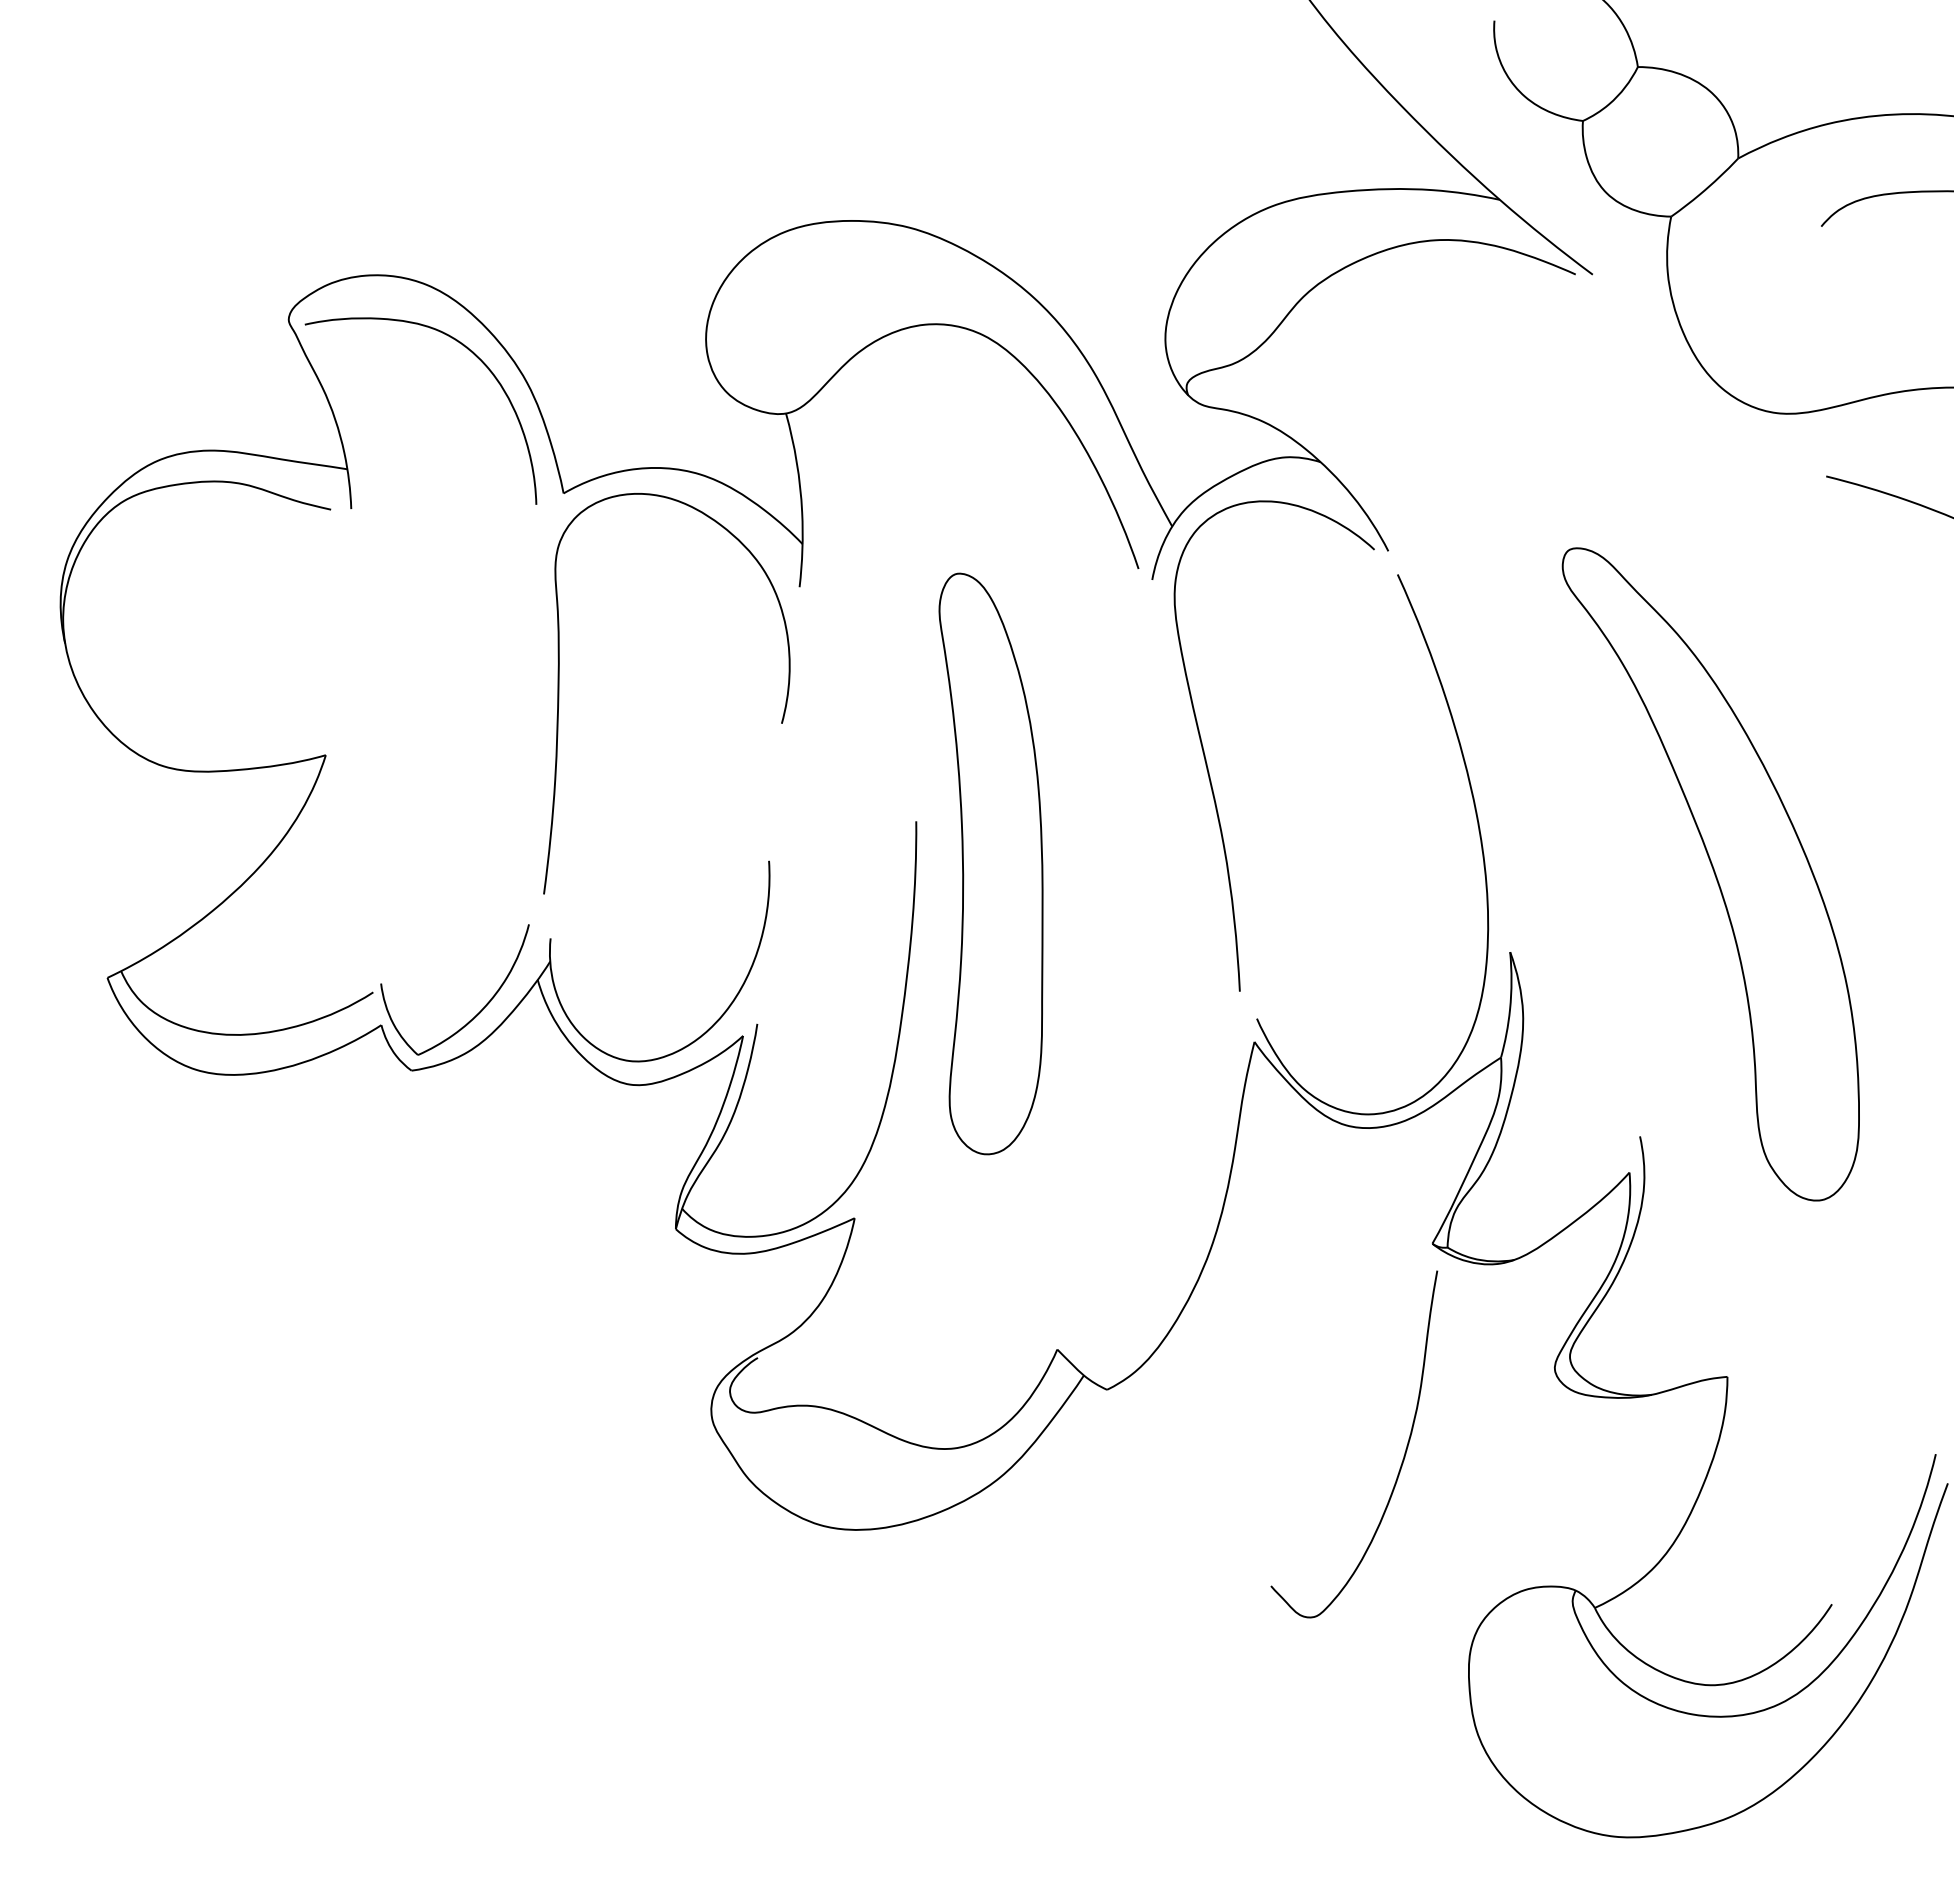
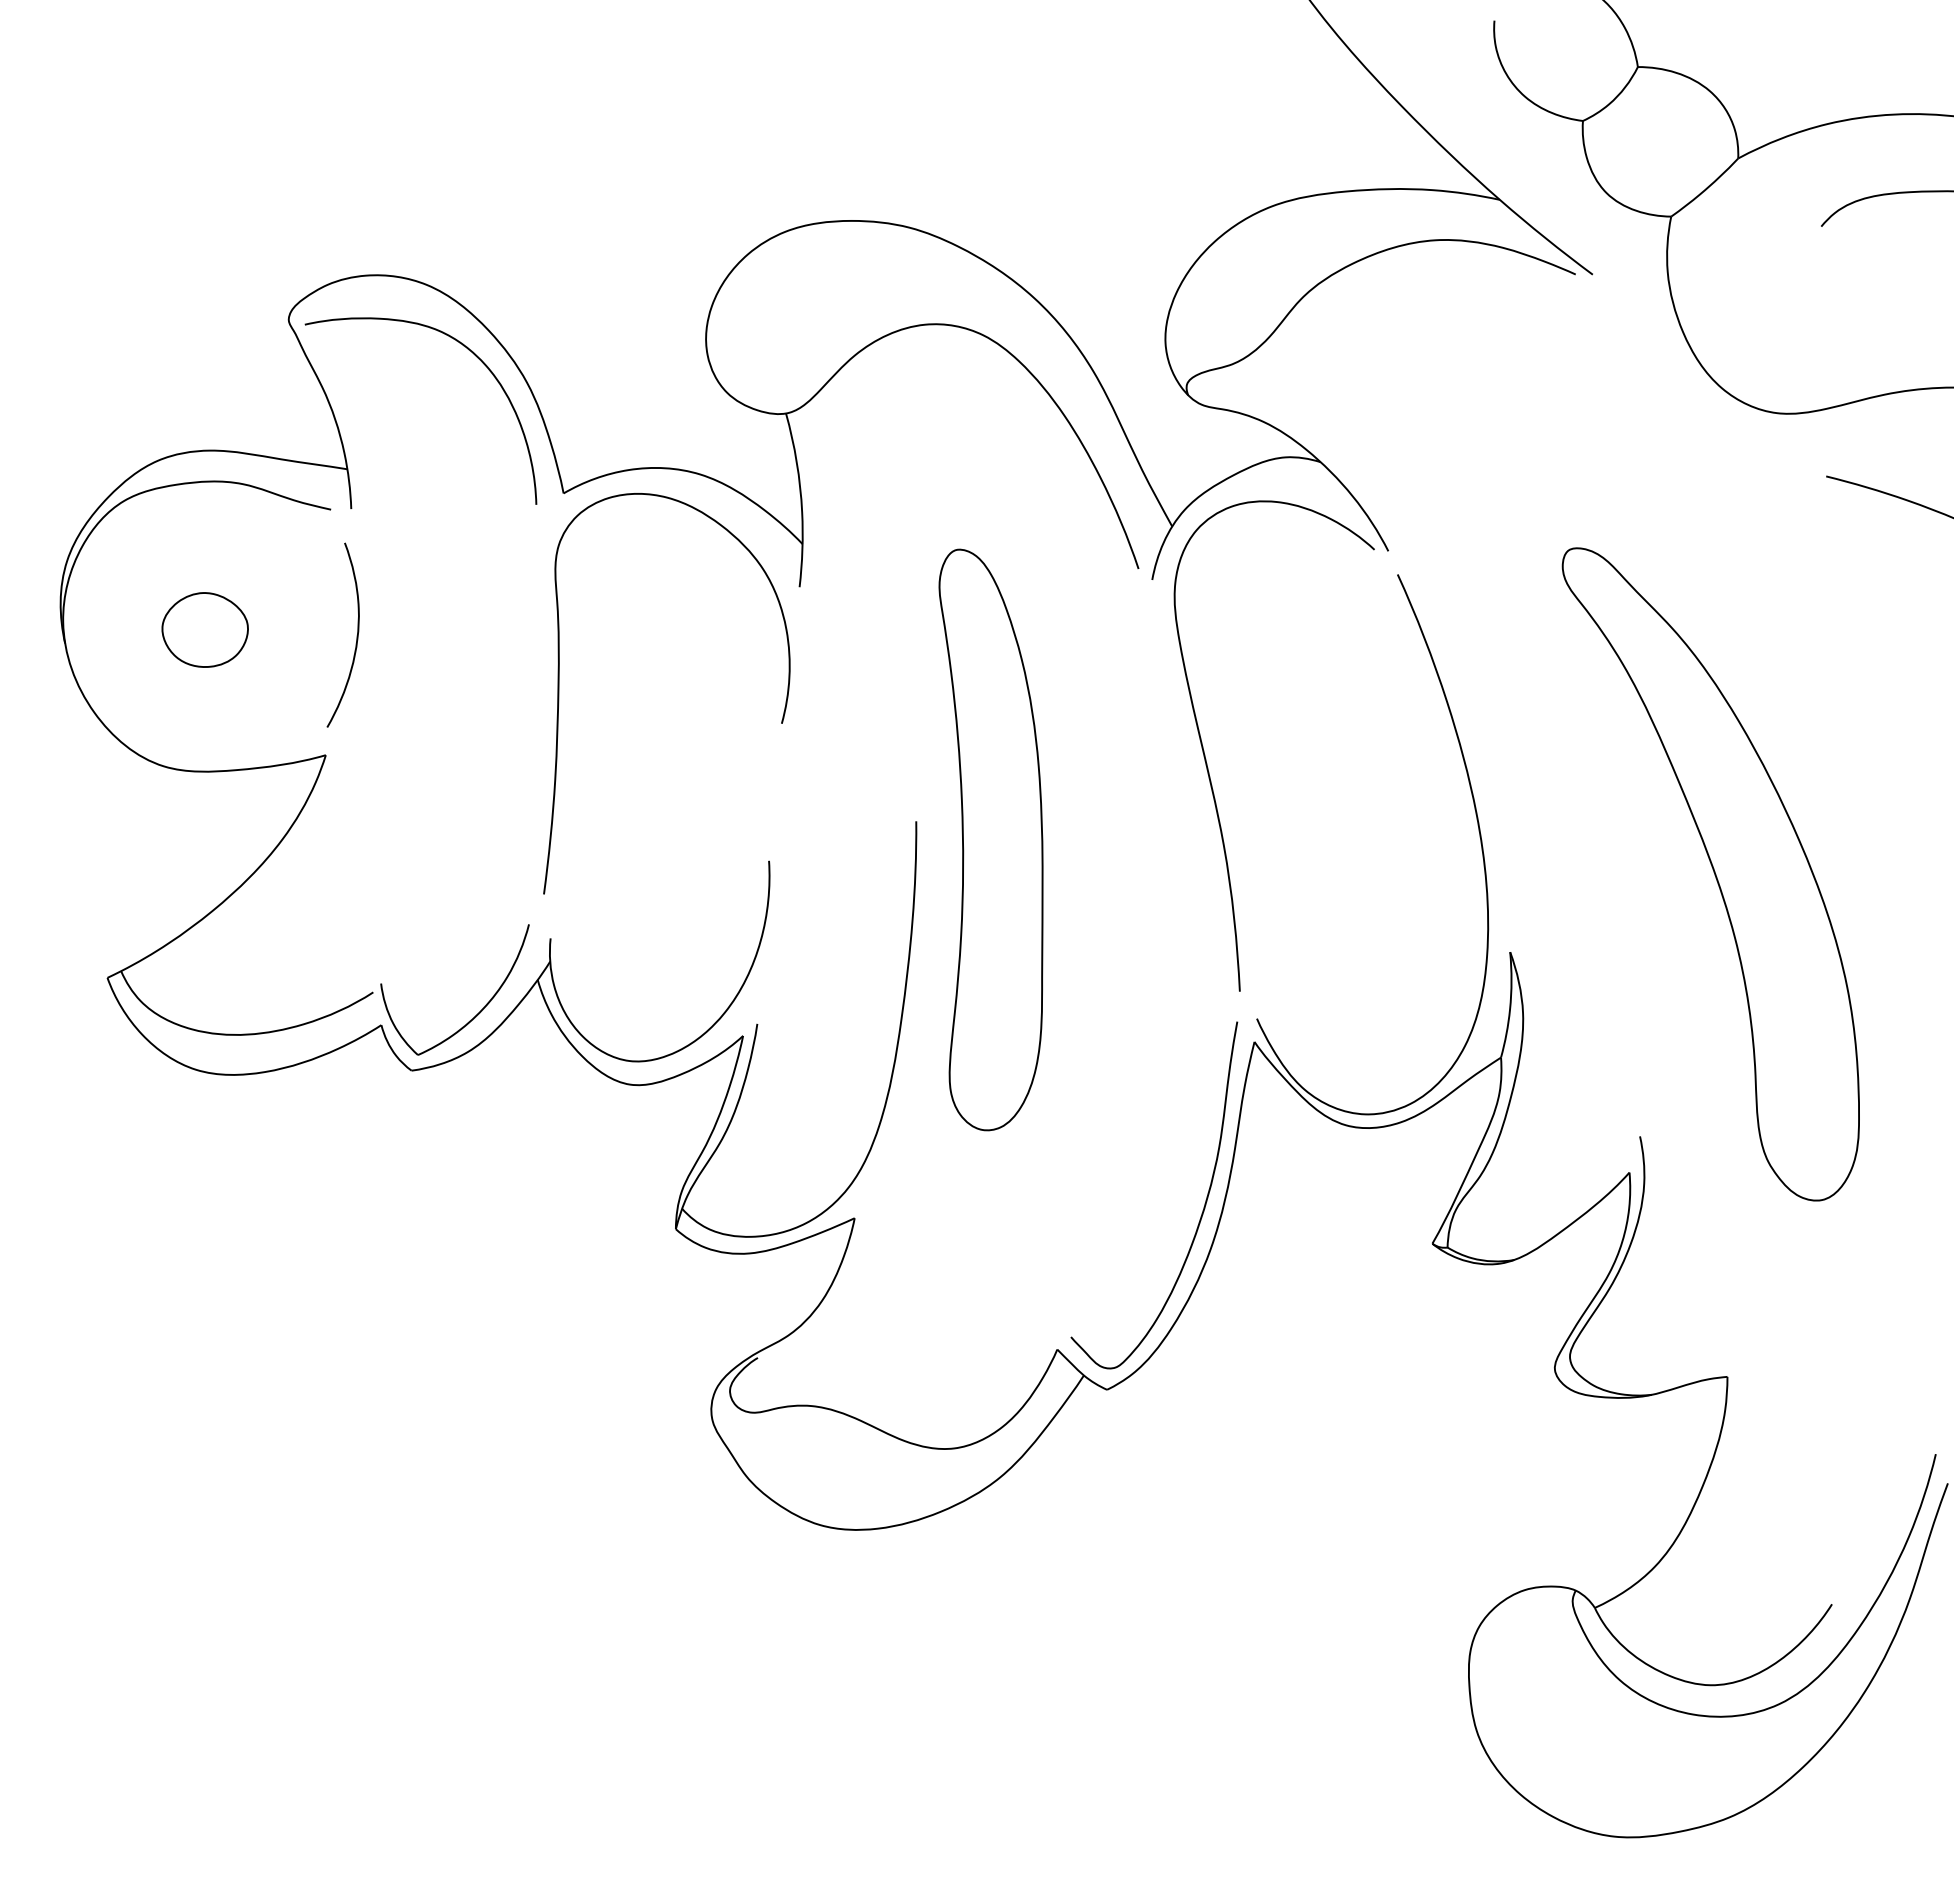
part: none -> present (204, 629)
curve: none -> present (356, 635)
part position: (990, 863) -> (990, 839) (990, 839)
curve position: (1402, 1459) -> (1202, 1210) (1202, 1210)
